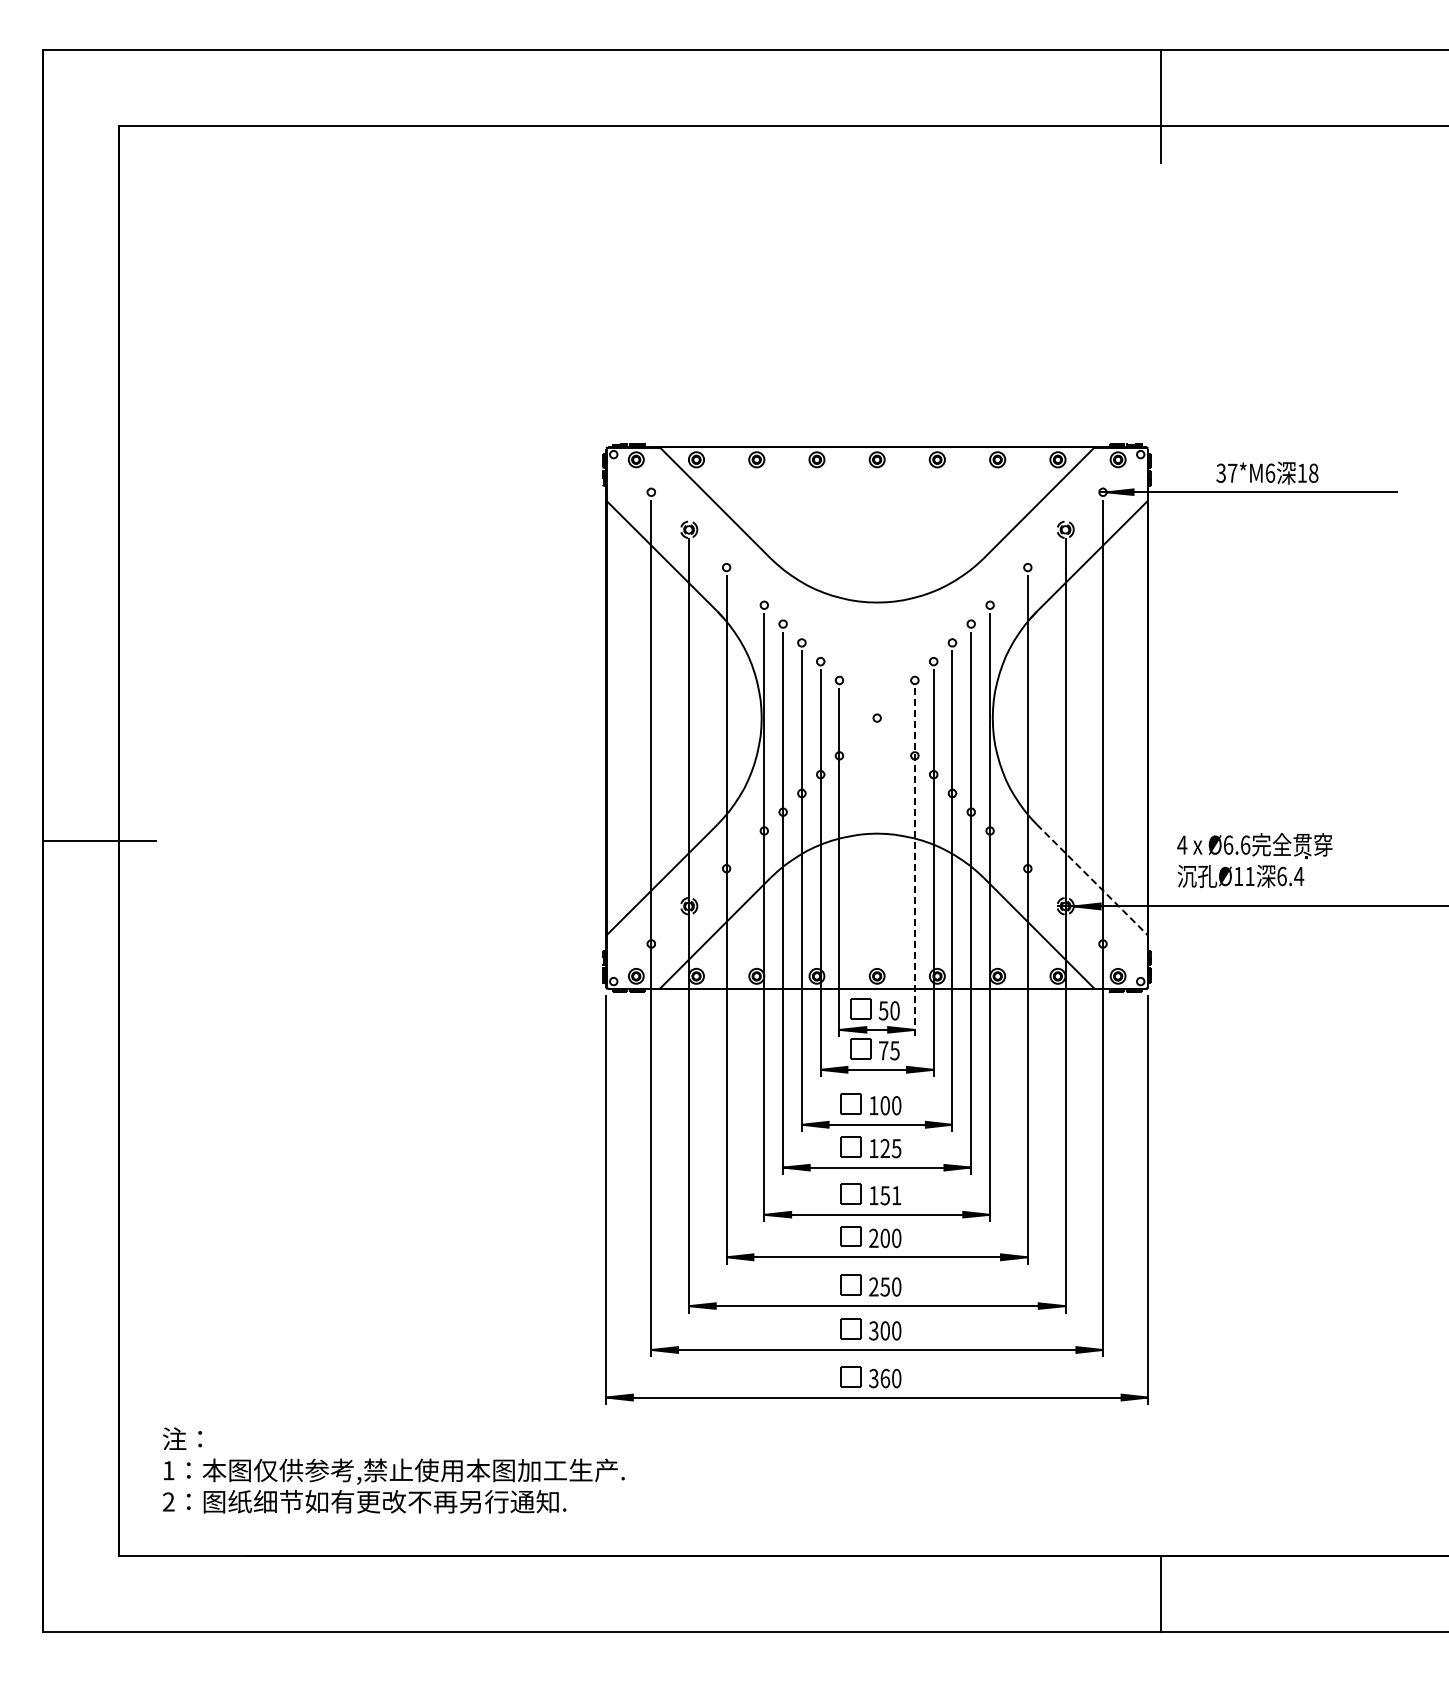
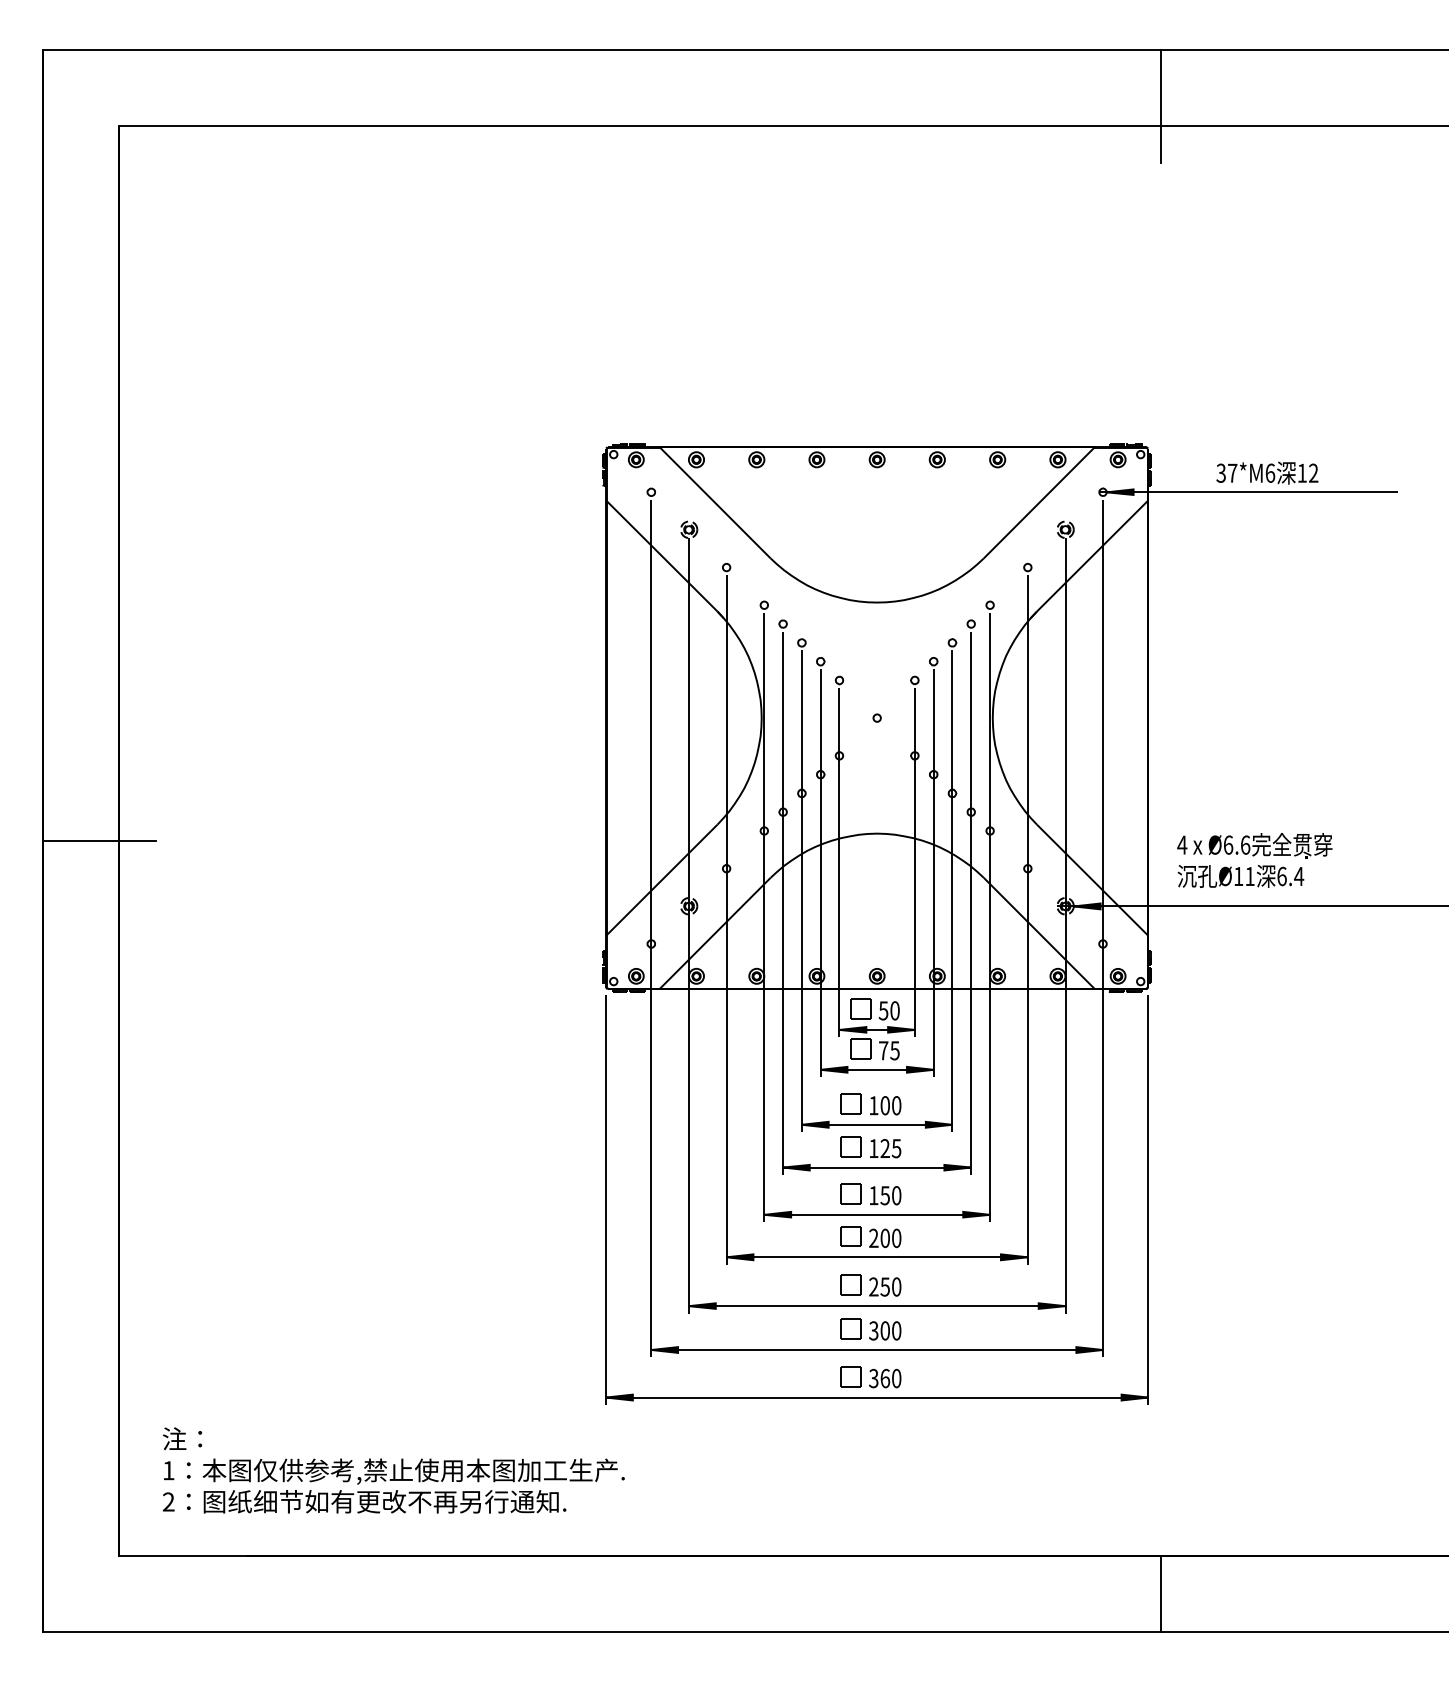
text: 18 -> 12 (1313, 472)
line: dashed -> solid (914, 862)
line: dashed -> solid (1092, 880)
text: 151 -> 150 (896, 1195)
